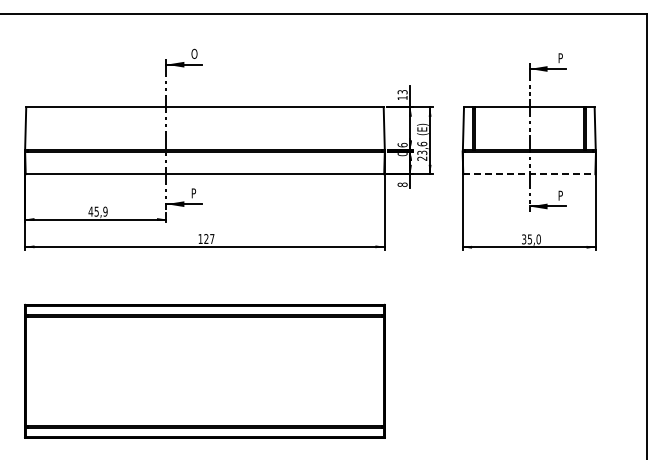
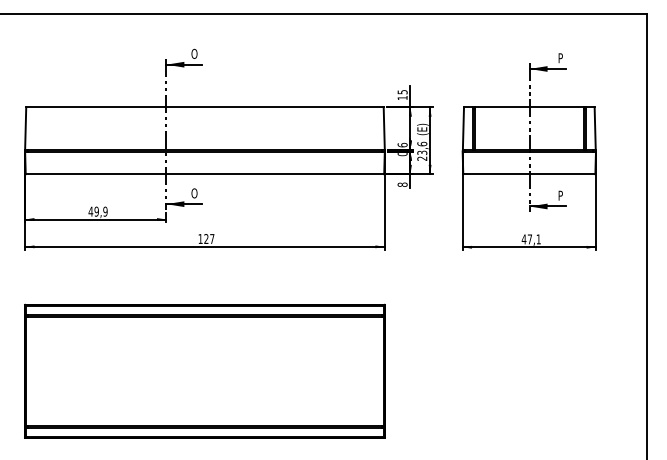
text: 13 -> 15 (401, 92)
line: dashed -> solid (529, 174)
text: P -> O (194, 193)
text: 45,9 -> 49,9 (96, 211)
text: 35,0 -> 47,1 (530, 239)
